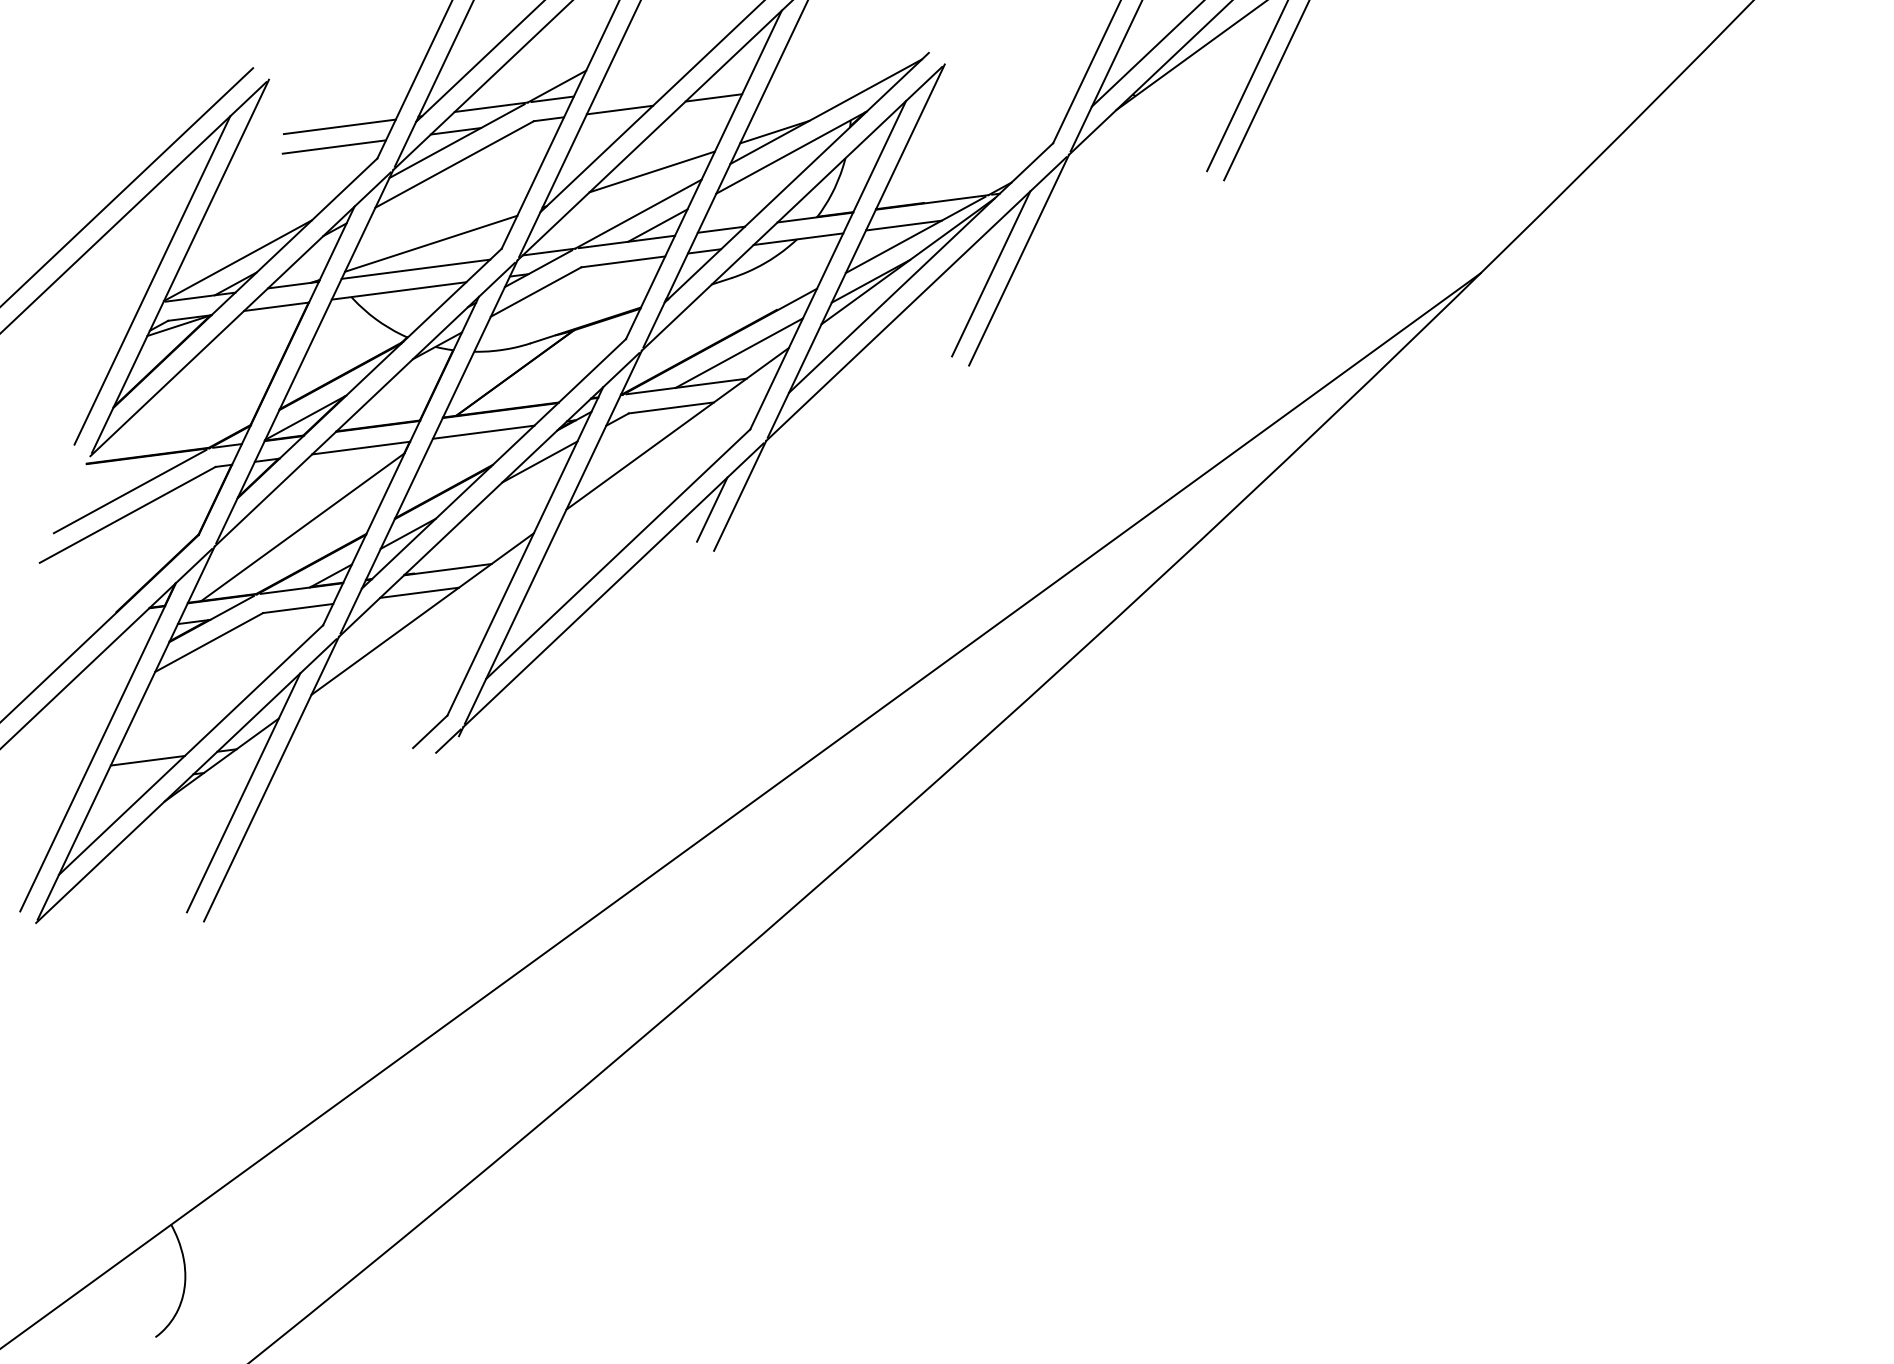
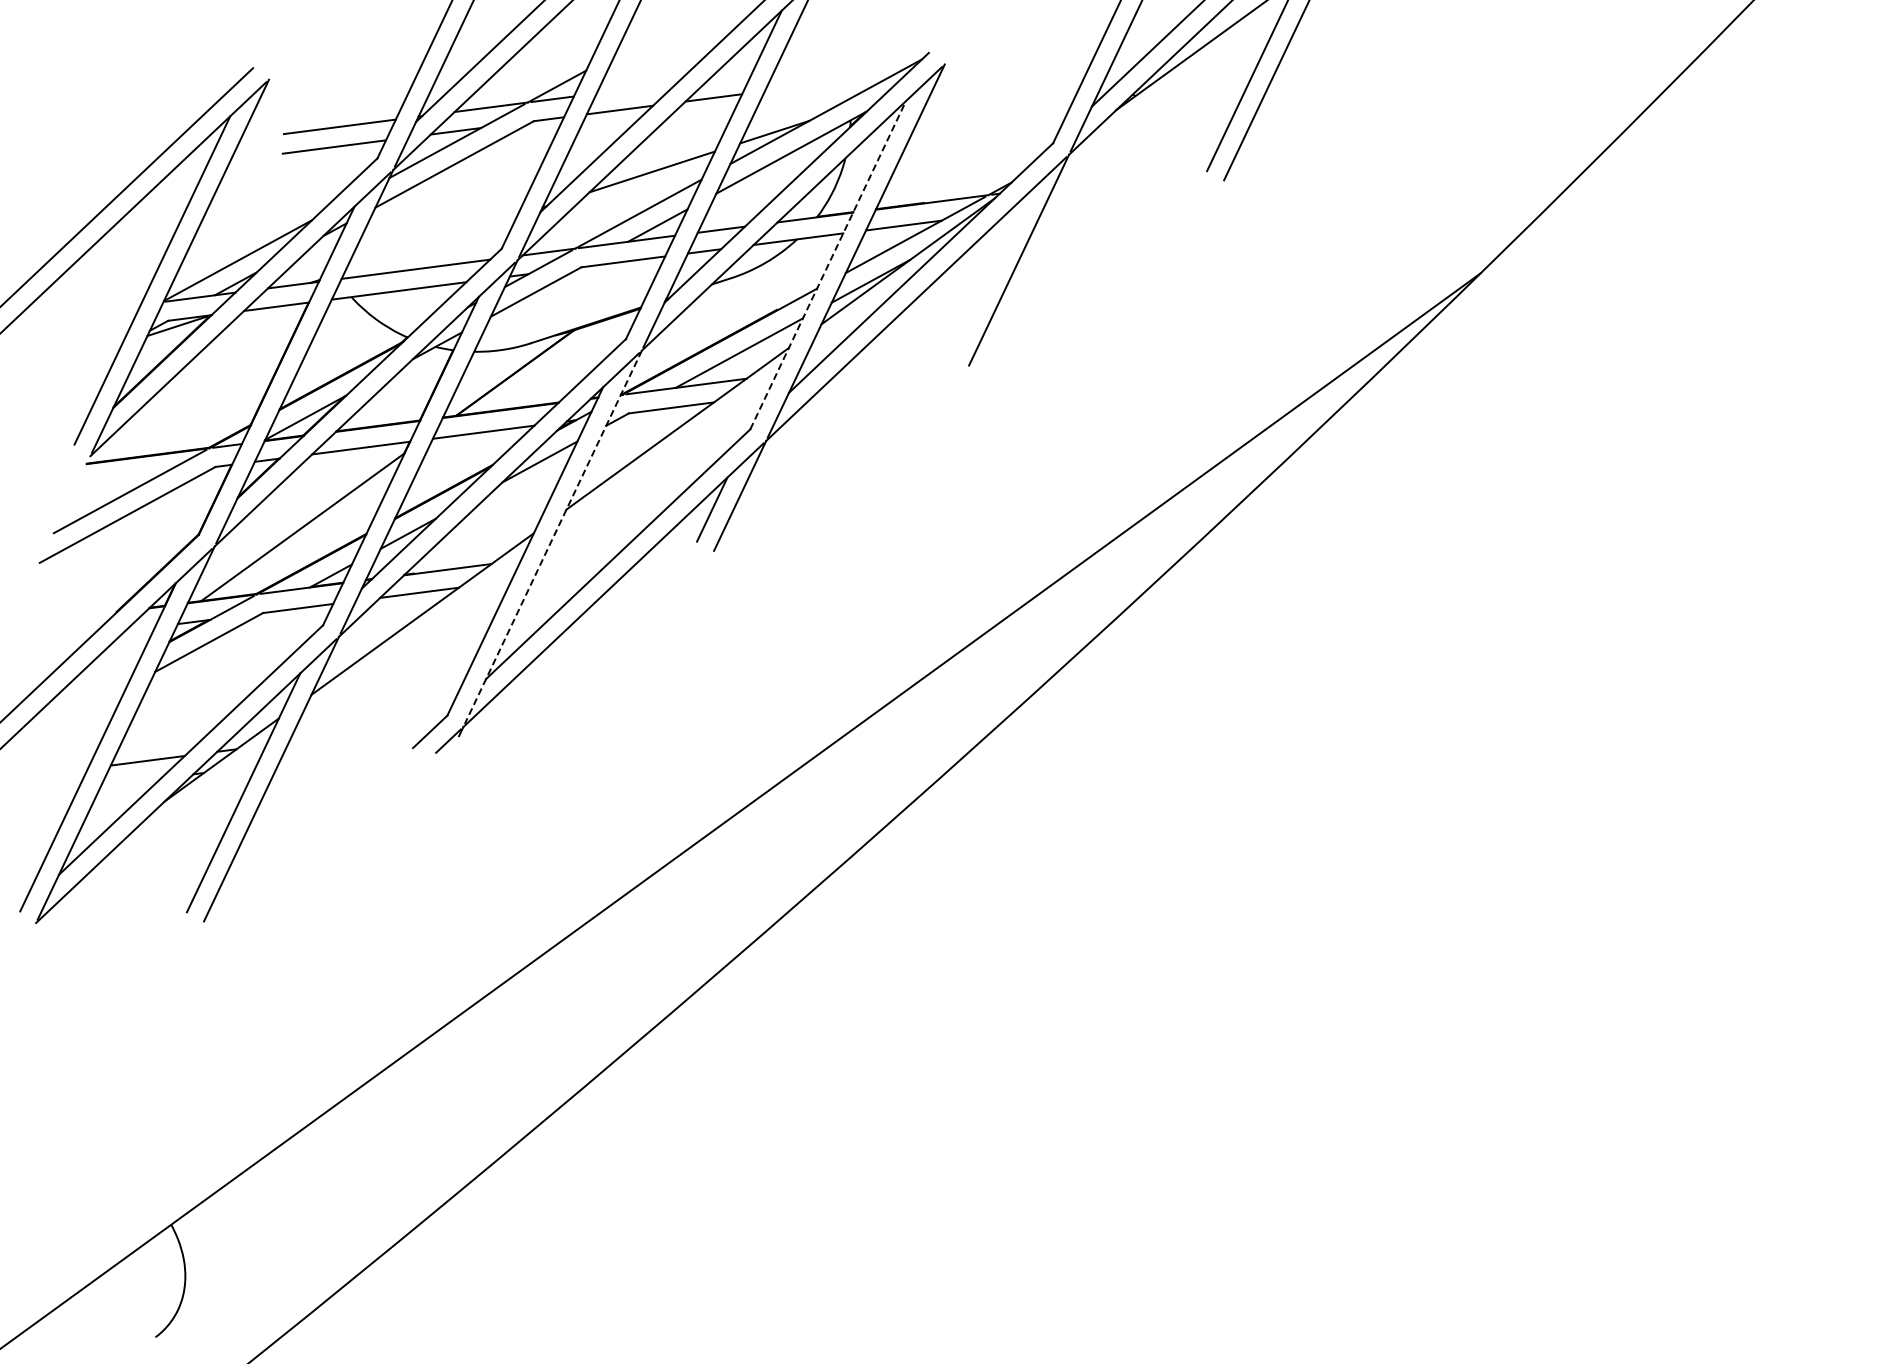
line: present -> none (431, 243)
line: solid -> dashed (828, 265)
line: present -> none (991, 273)
line: solid -> dashed (553, 537)
